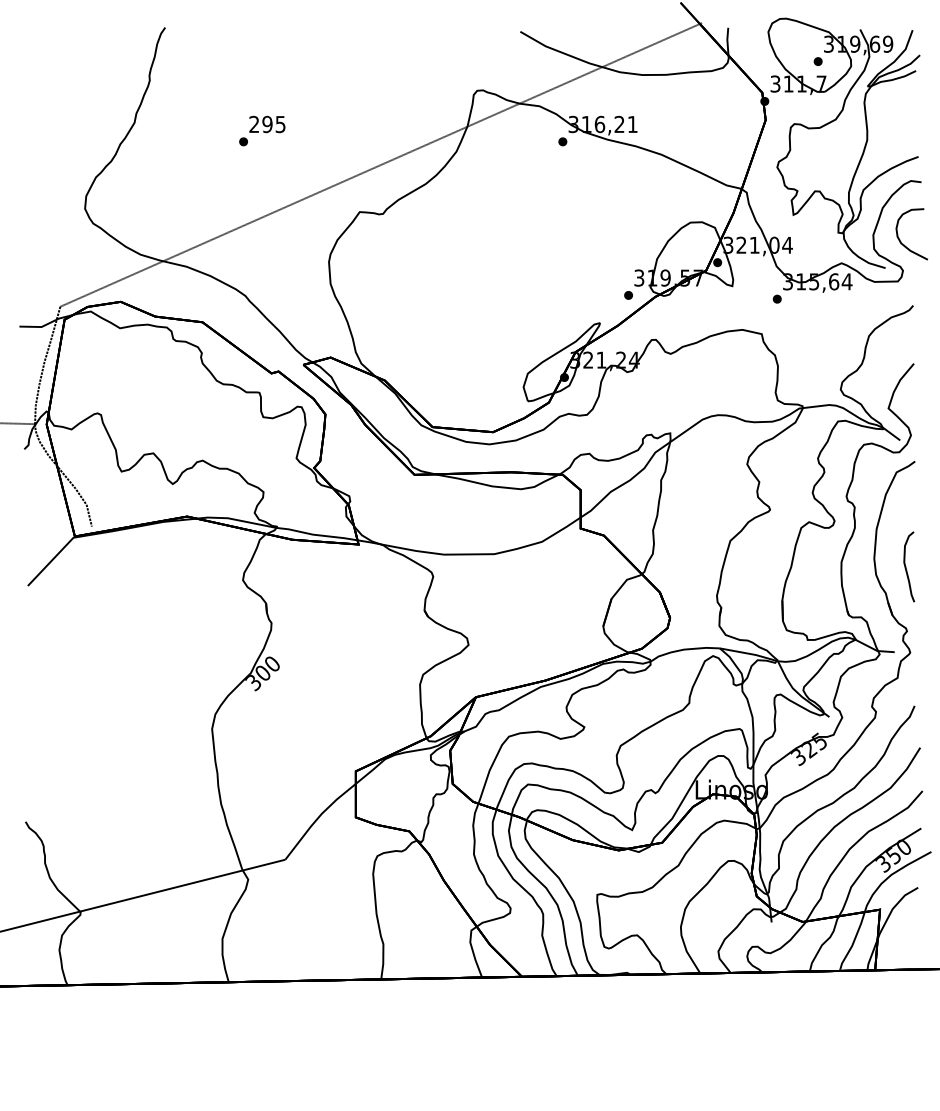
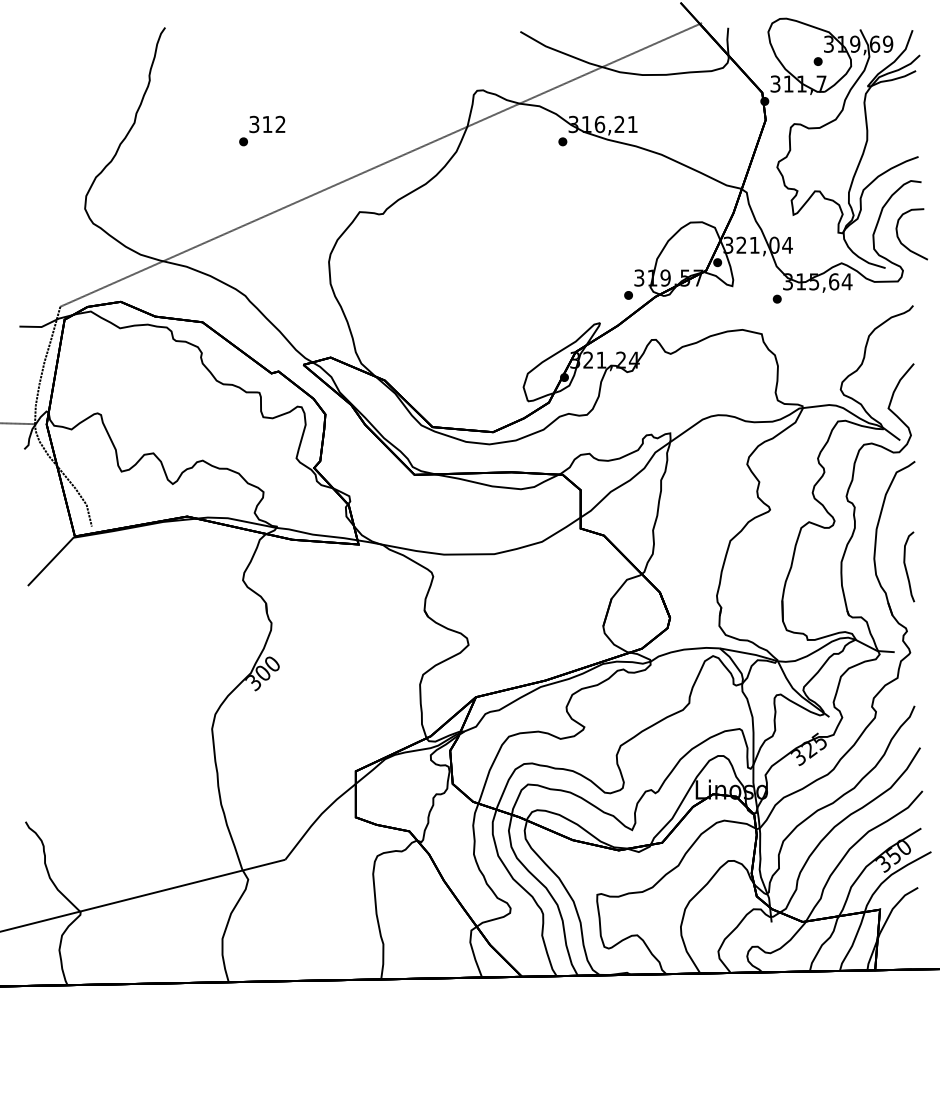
text: 295 -> 312 (267, 124)
